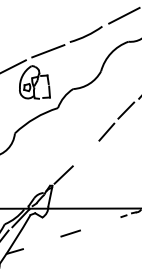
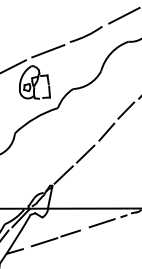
line: none -> present (85, 153)
line: none -> present (101, 223)
line: none -> present (44, 242)
